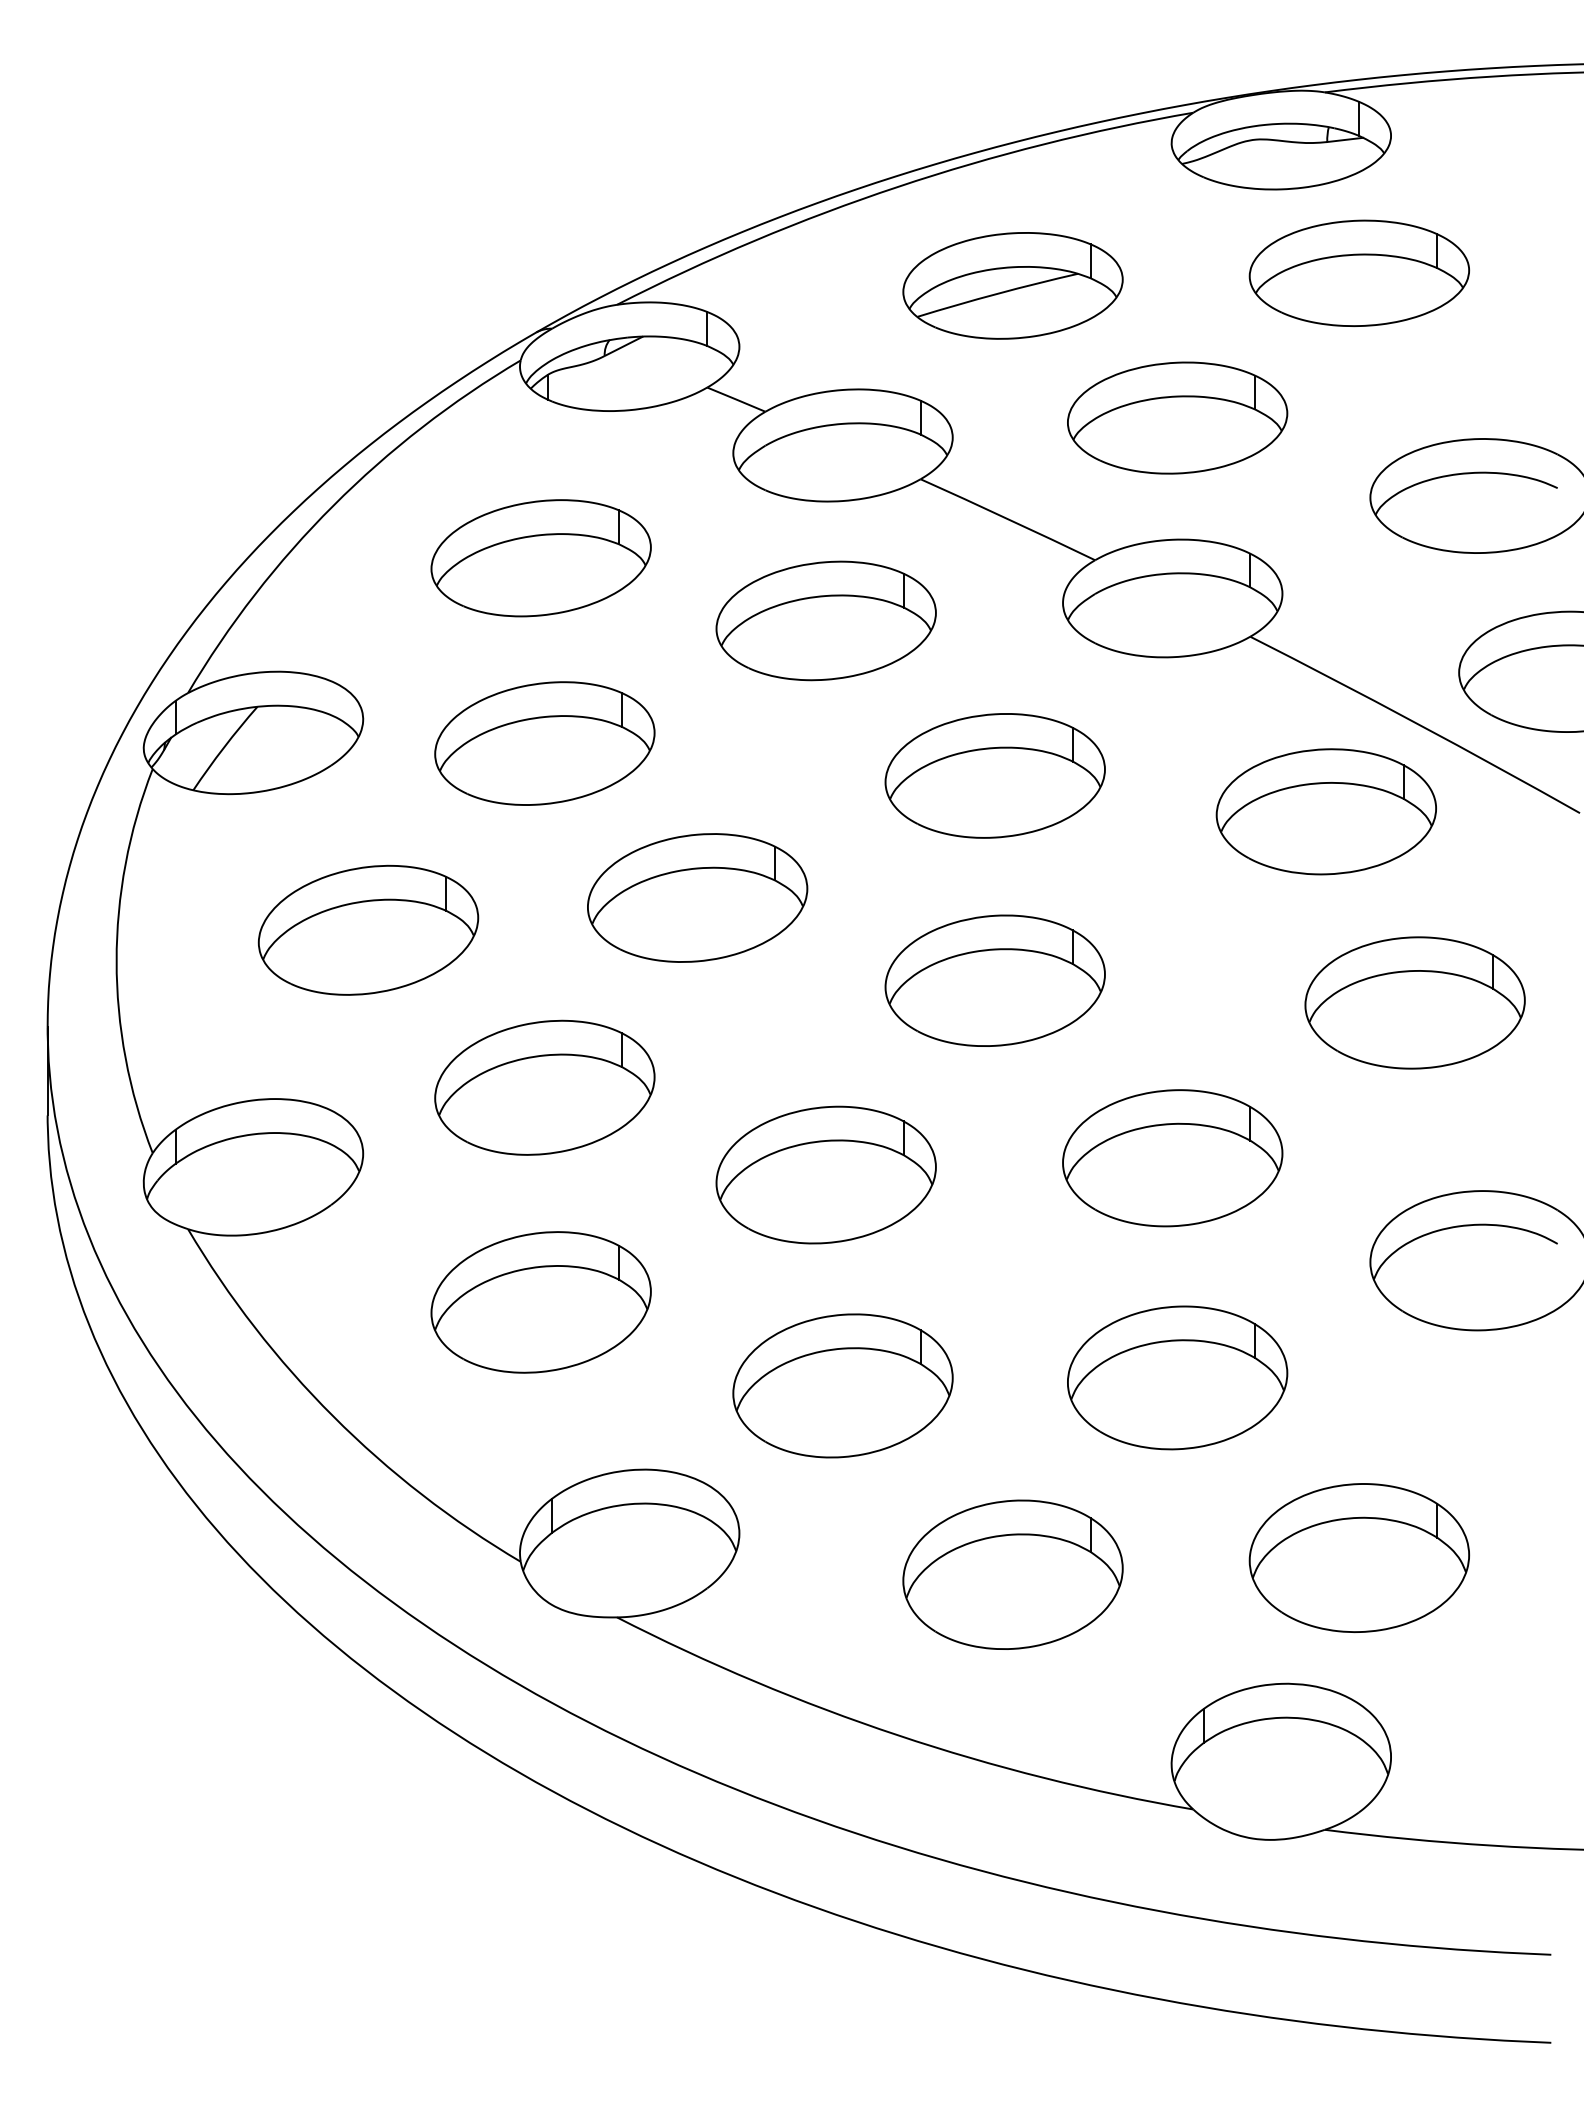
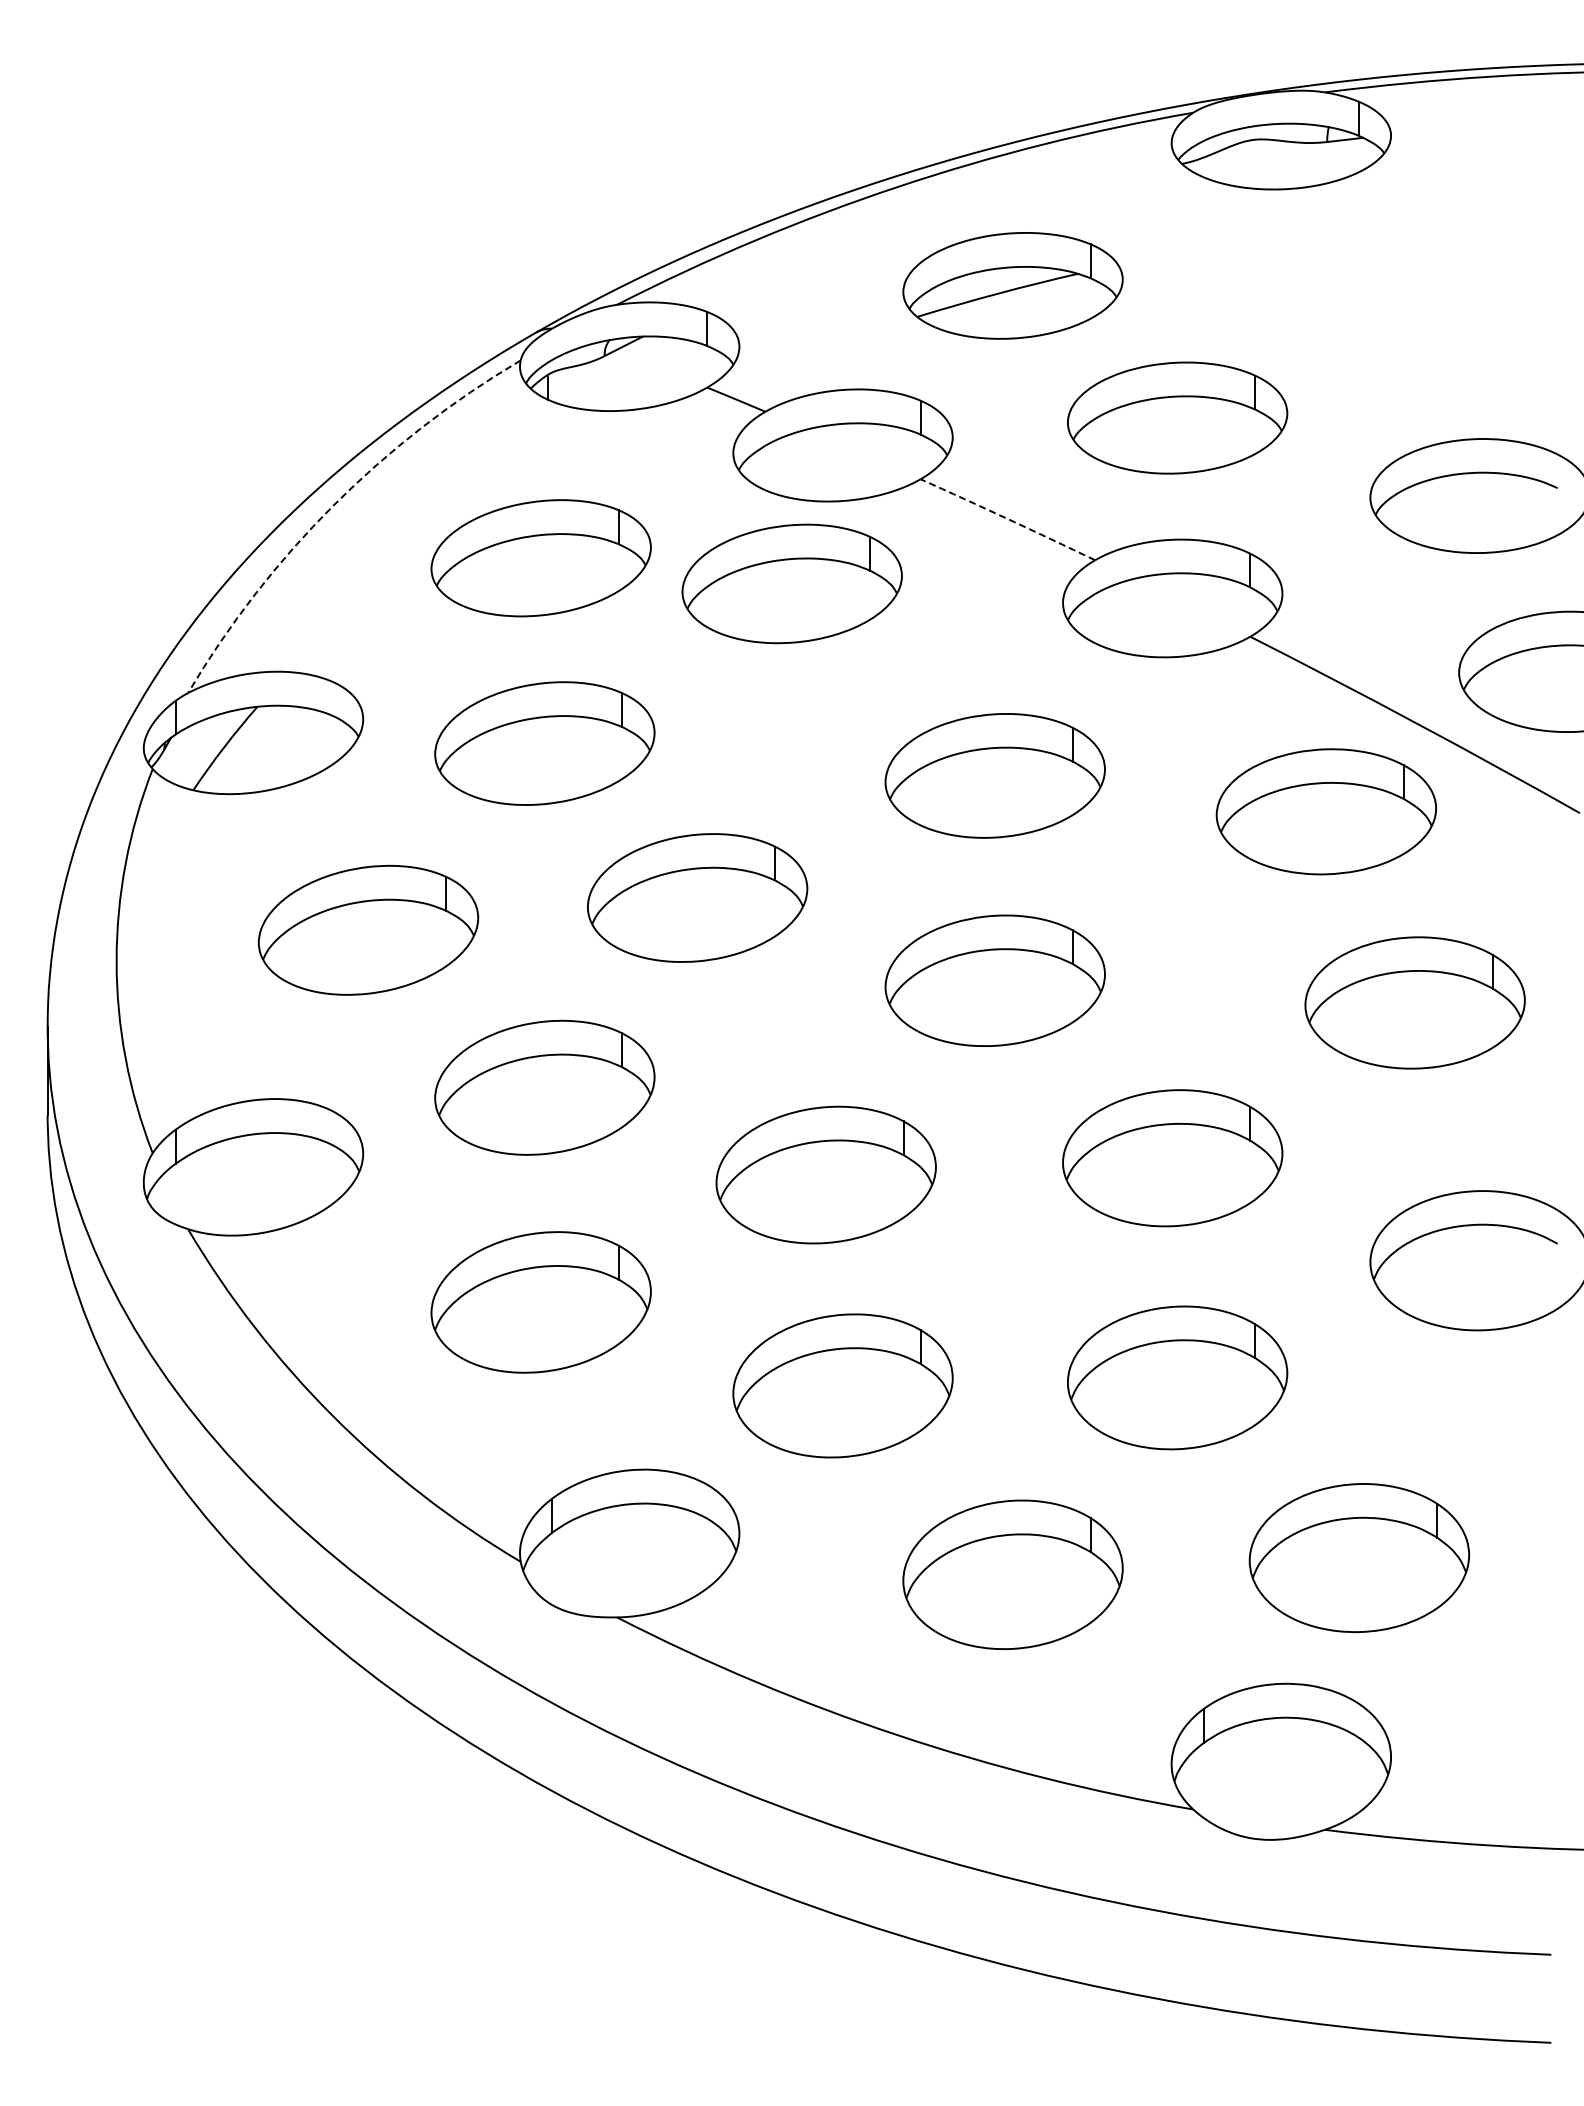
part: present -> none (1358, 272)
arc: solid -> dashed (333, 505)
arc: solid -> dashed (1008, 519)
part position: (825, 620) -> (791, 583) (791, 583)
